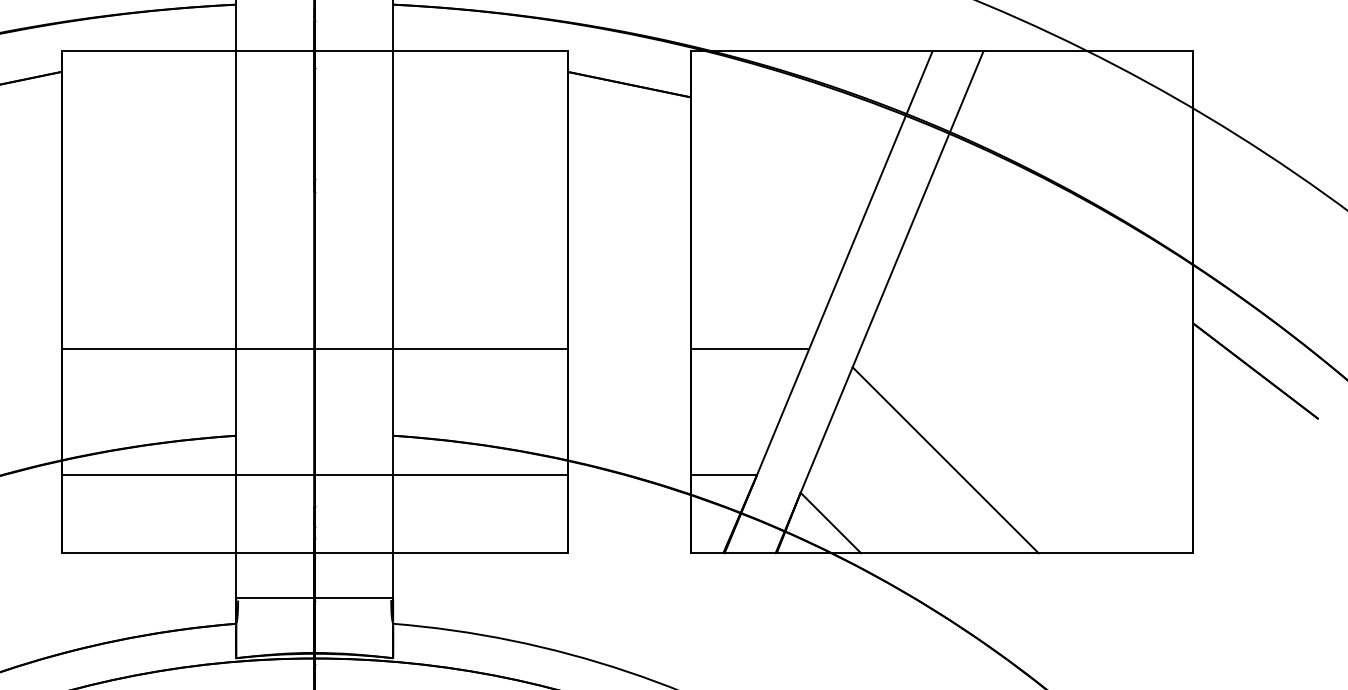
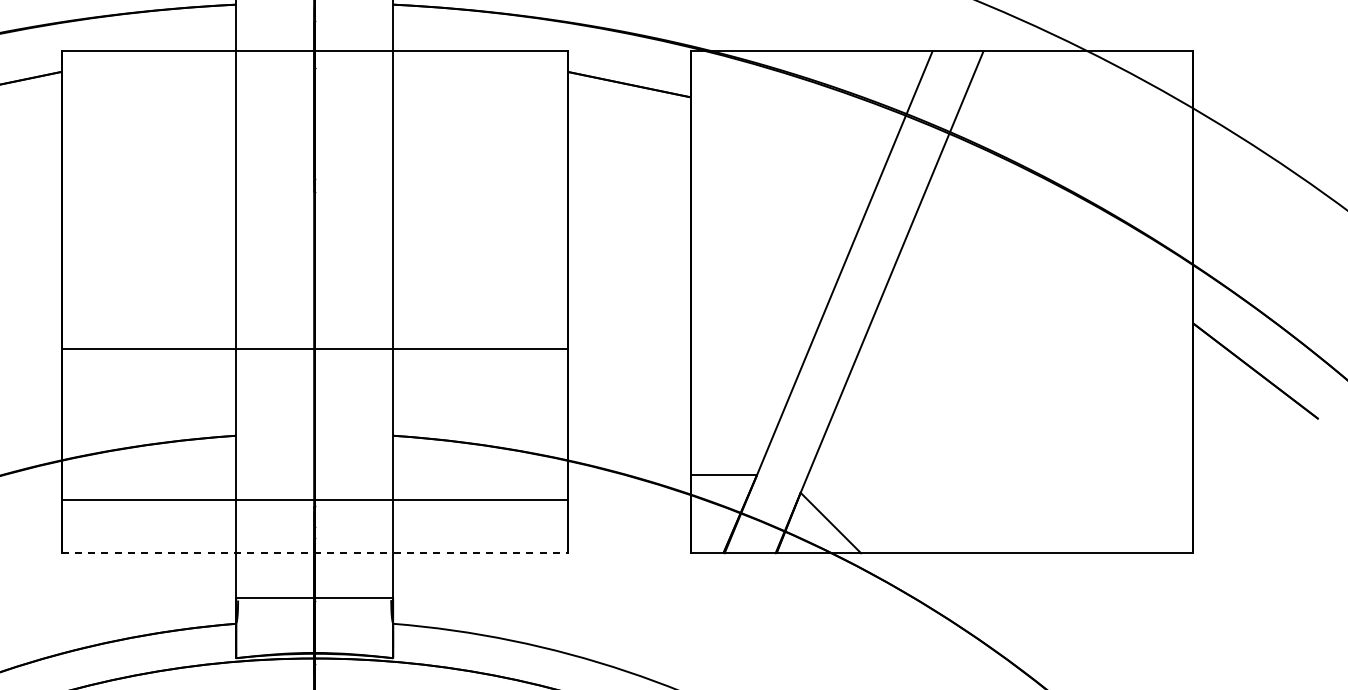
line: present -> none (749, 349)
line: present -> none (945, 460)
line position: (314, 474) -> (314, 499) (314, 499)
line: solid -> dashed (315, 553)
